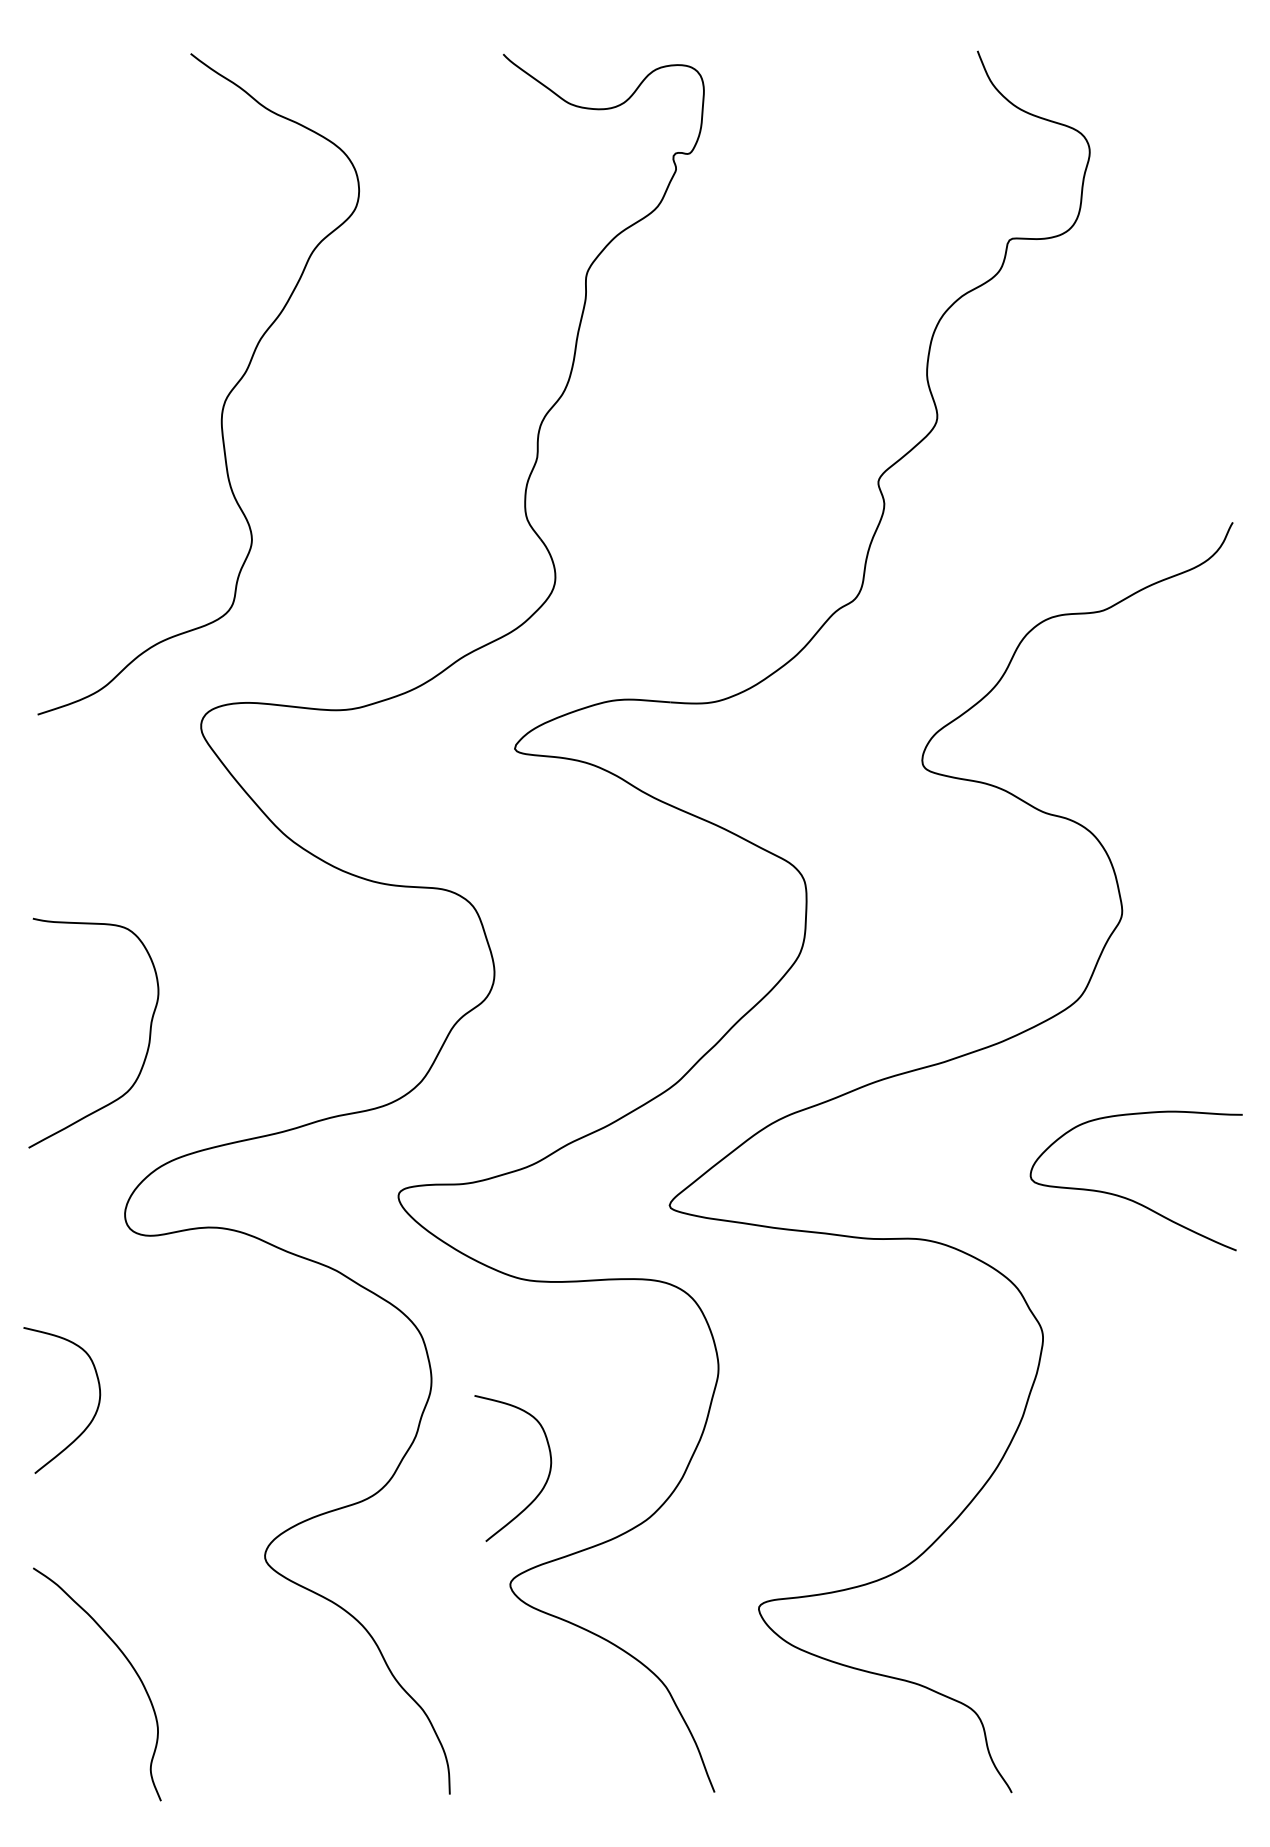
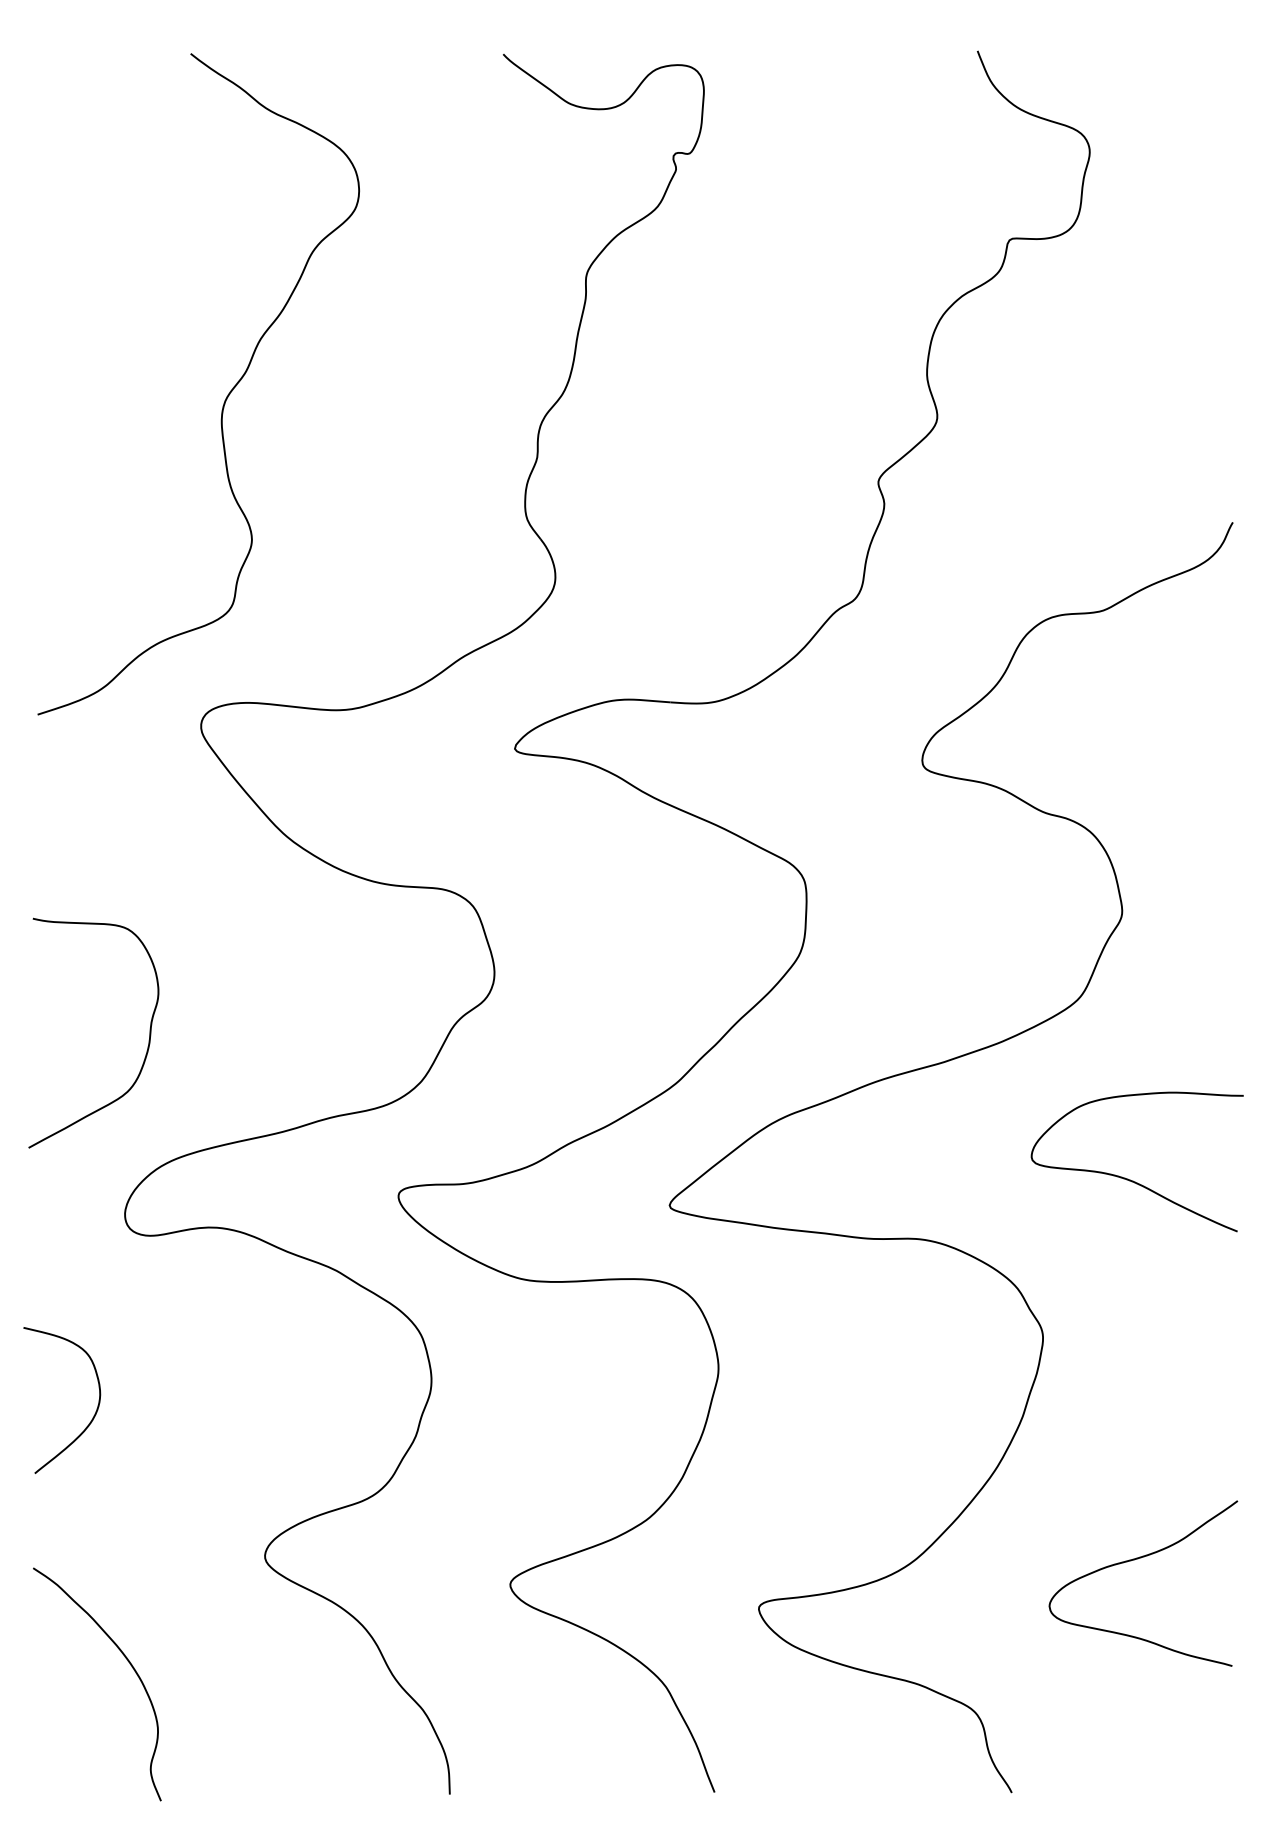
curve position: (1129, 1198) -> (1130, 1179) (1130, 1179)
curve: present -> none (544, 1483)
curve: none -> present (1138, 1559)
